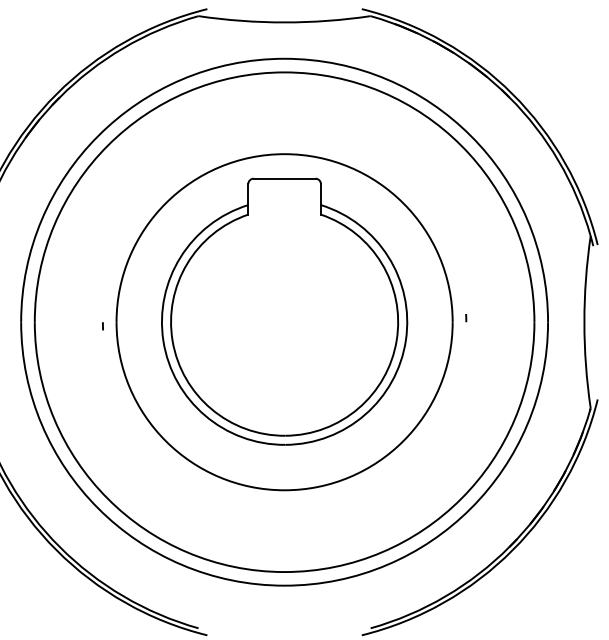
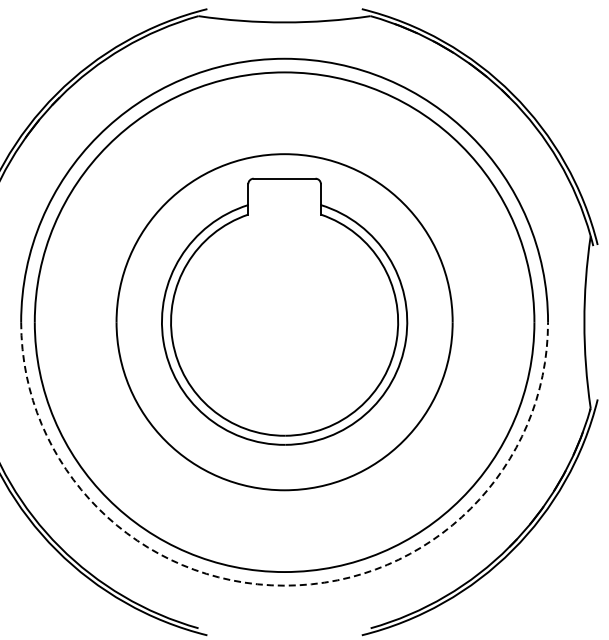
arc: present -> none (466, 318)
arc: present -> none (102, 326)
arc: solid -> dashed (284, 585)
